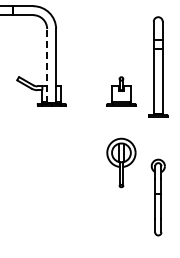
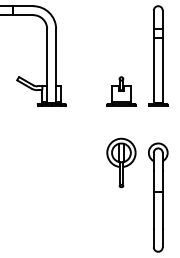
line: dashed -> solid (47, 66)
part position: (158, 66) -> (158, 55) (158, 55)
part size: 16x79 px -> 21x111 px (158, 197)
